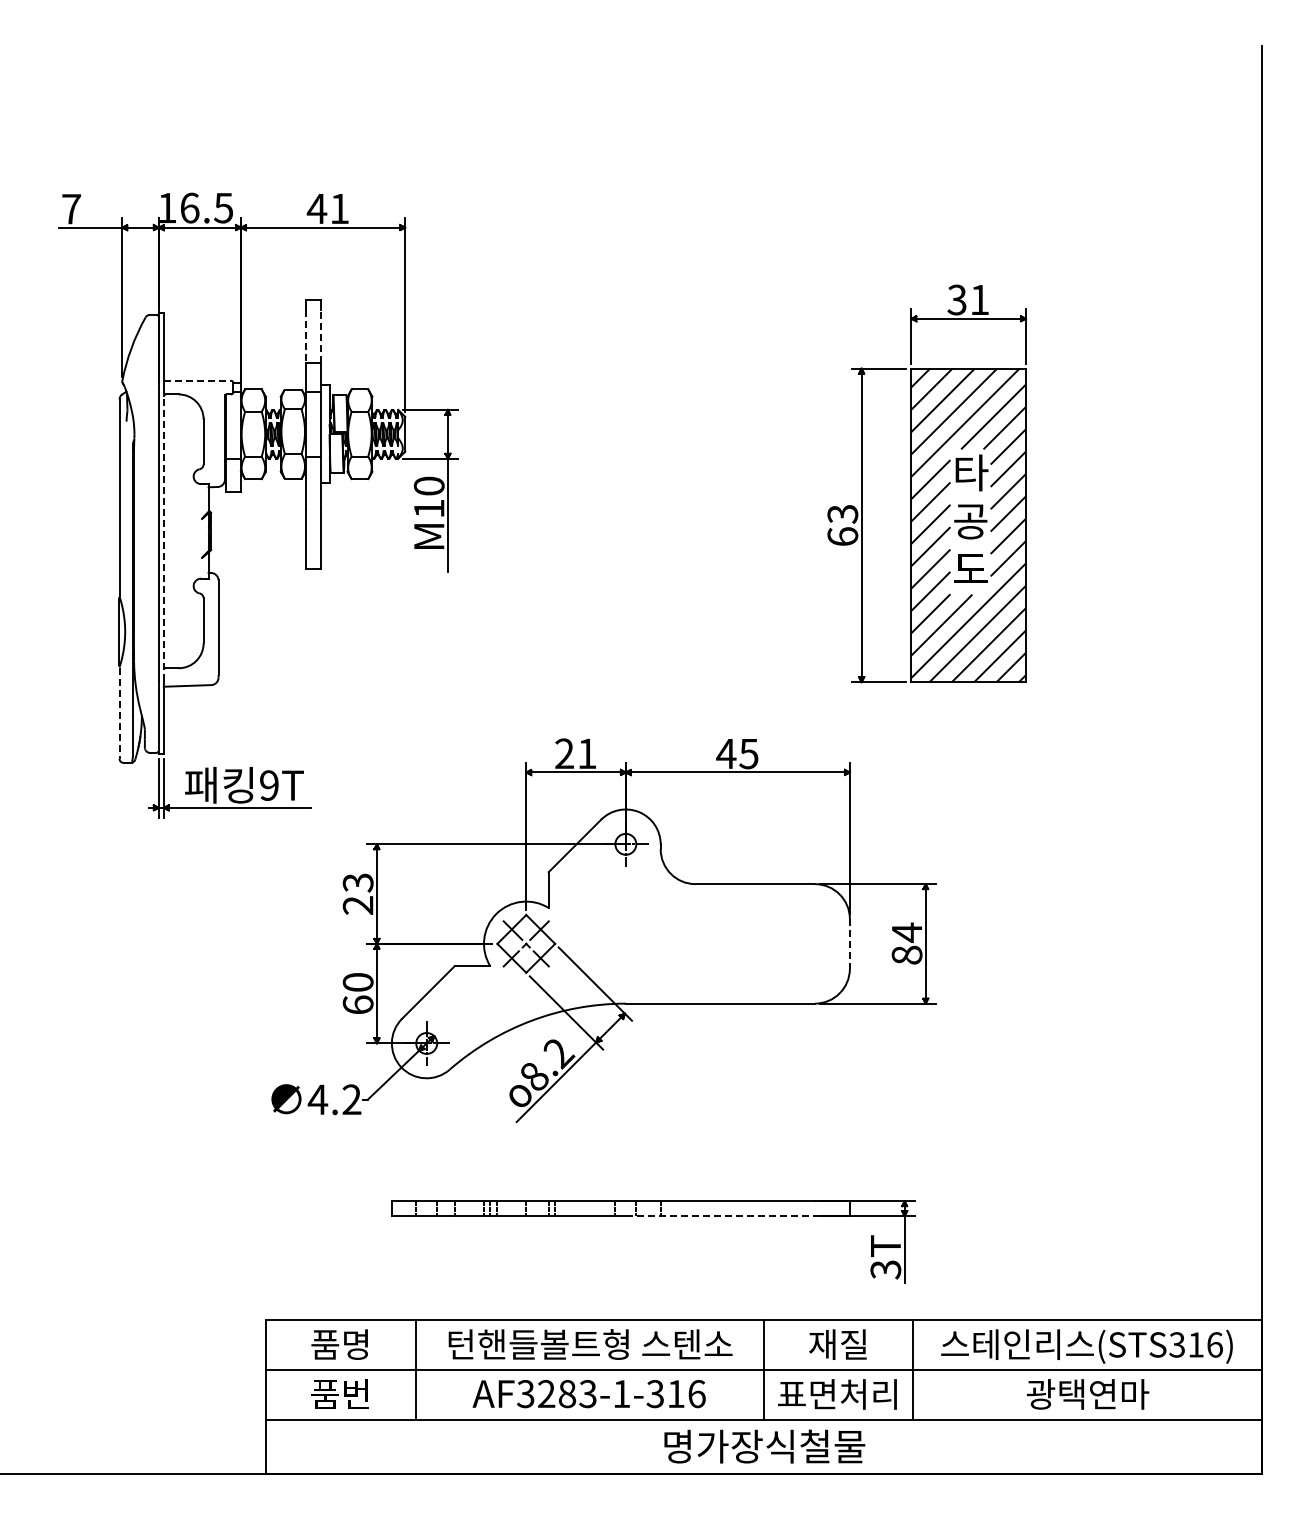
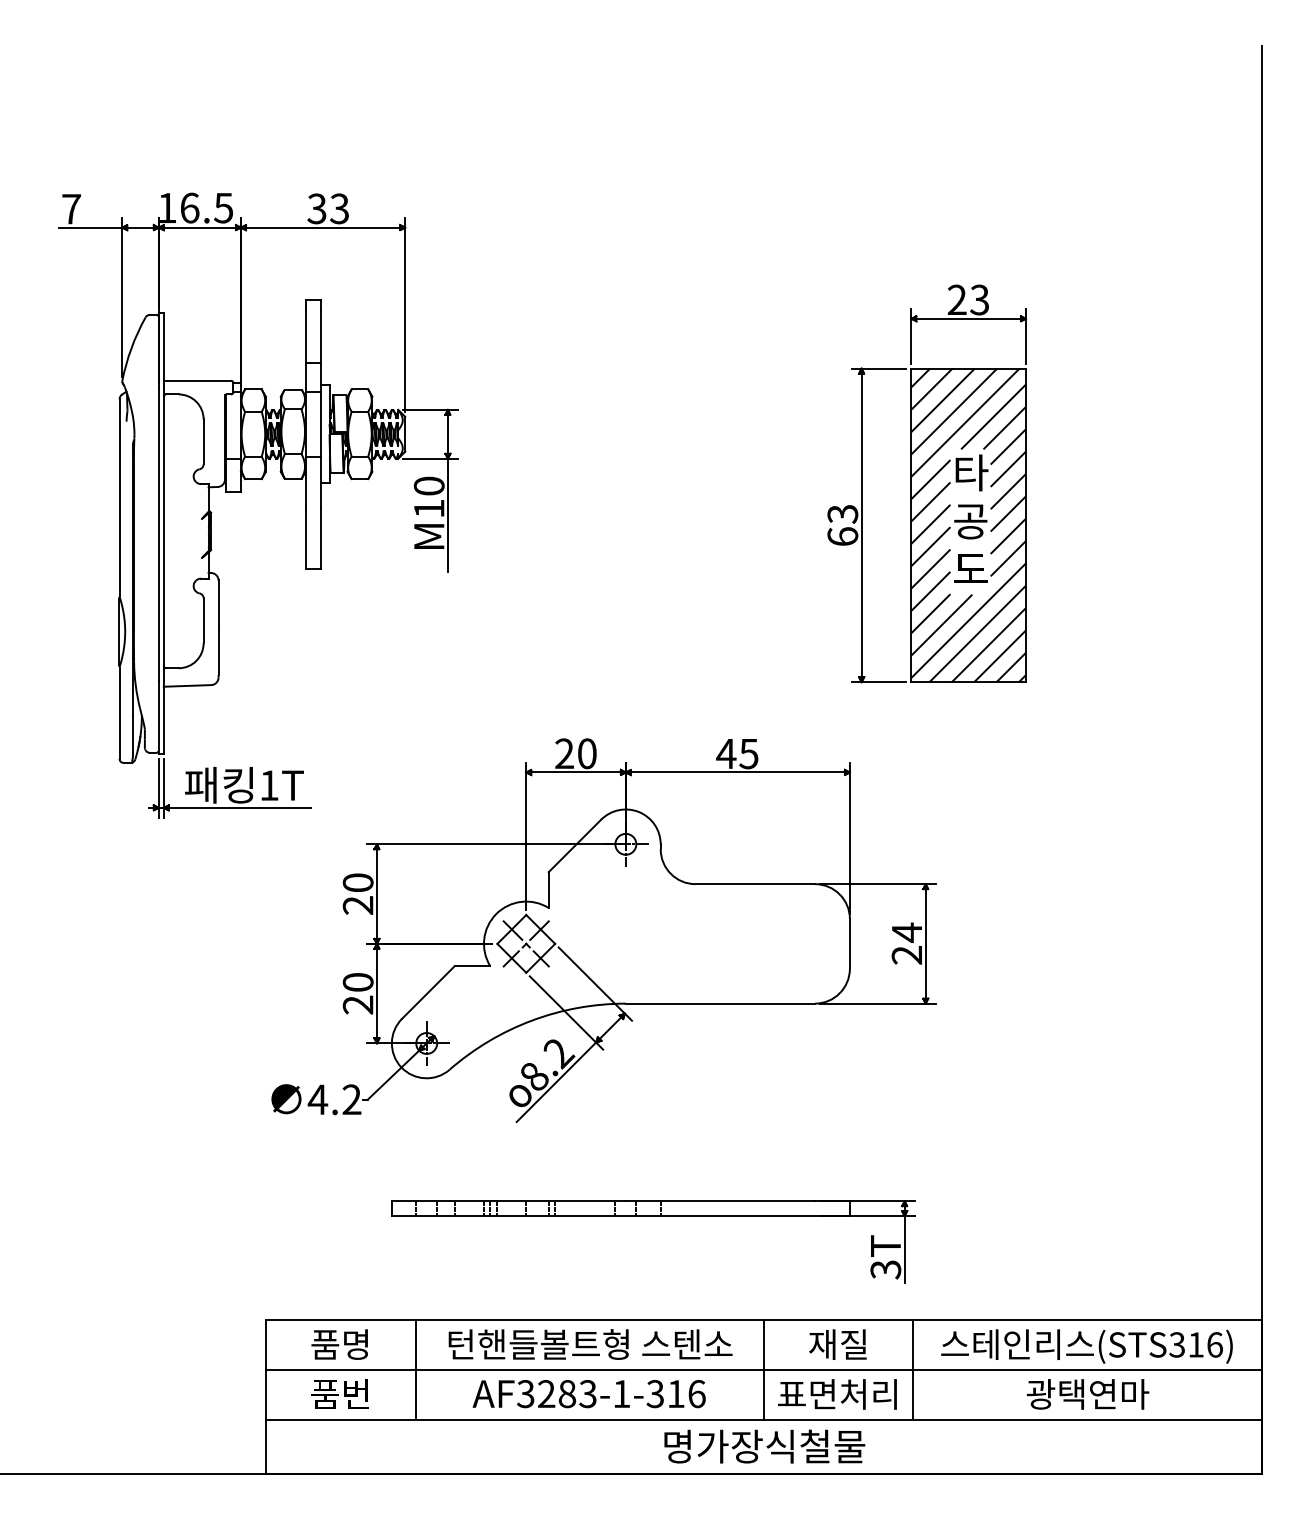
text: 41 -> 33 (327, 208)
text: 31 -> 23 (967, 299)
line: dashed -> solid (320, 335)
line: dashed -> solid (305, 336)
line: dashed -> solid (197, 380)
line: dashed -> solid (163, 533)
line: dashed -> solid (119, 713)
text: 21 -> 20 (587, 753)
text: 9T -> 1T (269, 785)
text: 23 -> 20 (357, 882)
line: dashed -> solid (849, 943)
text: 84 -> 24 (906, 954)
text: 60 -> 20 (357, 1004)
line: dashed -> solid (720, 1216)
